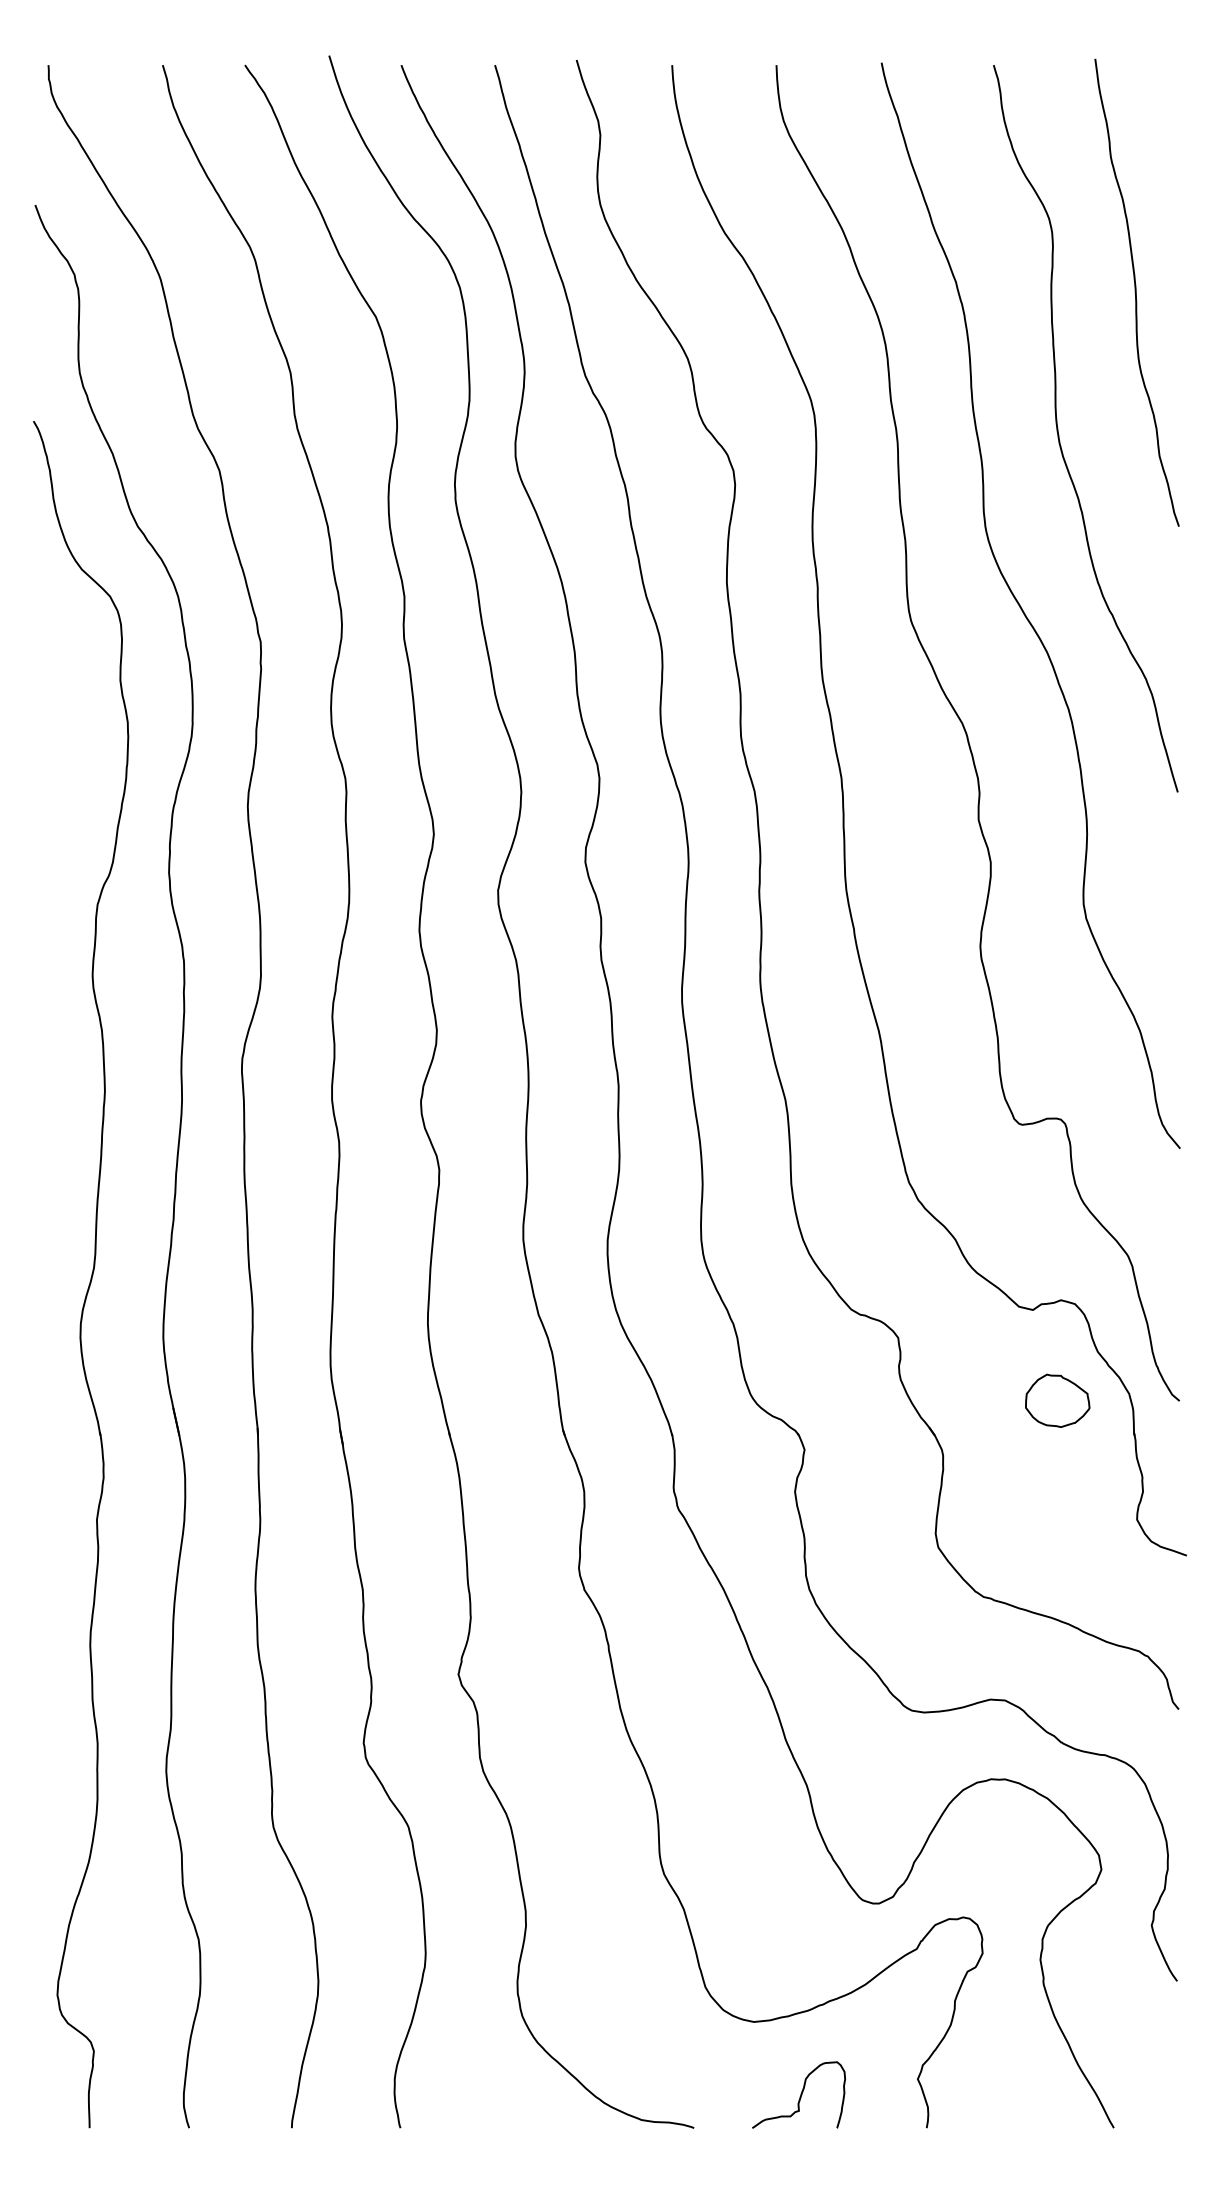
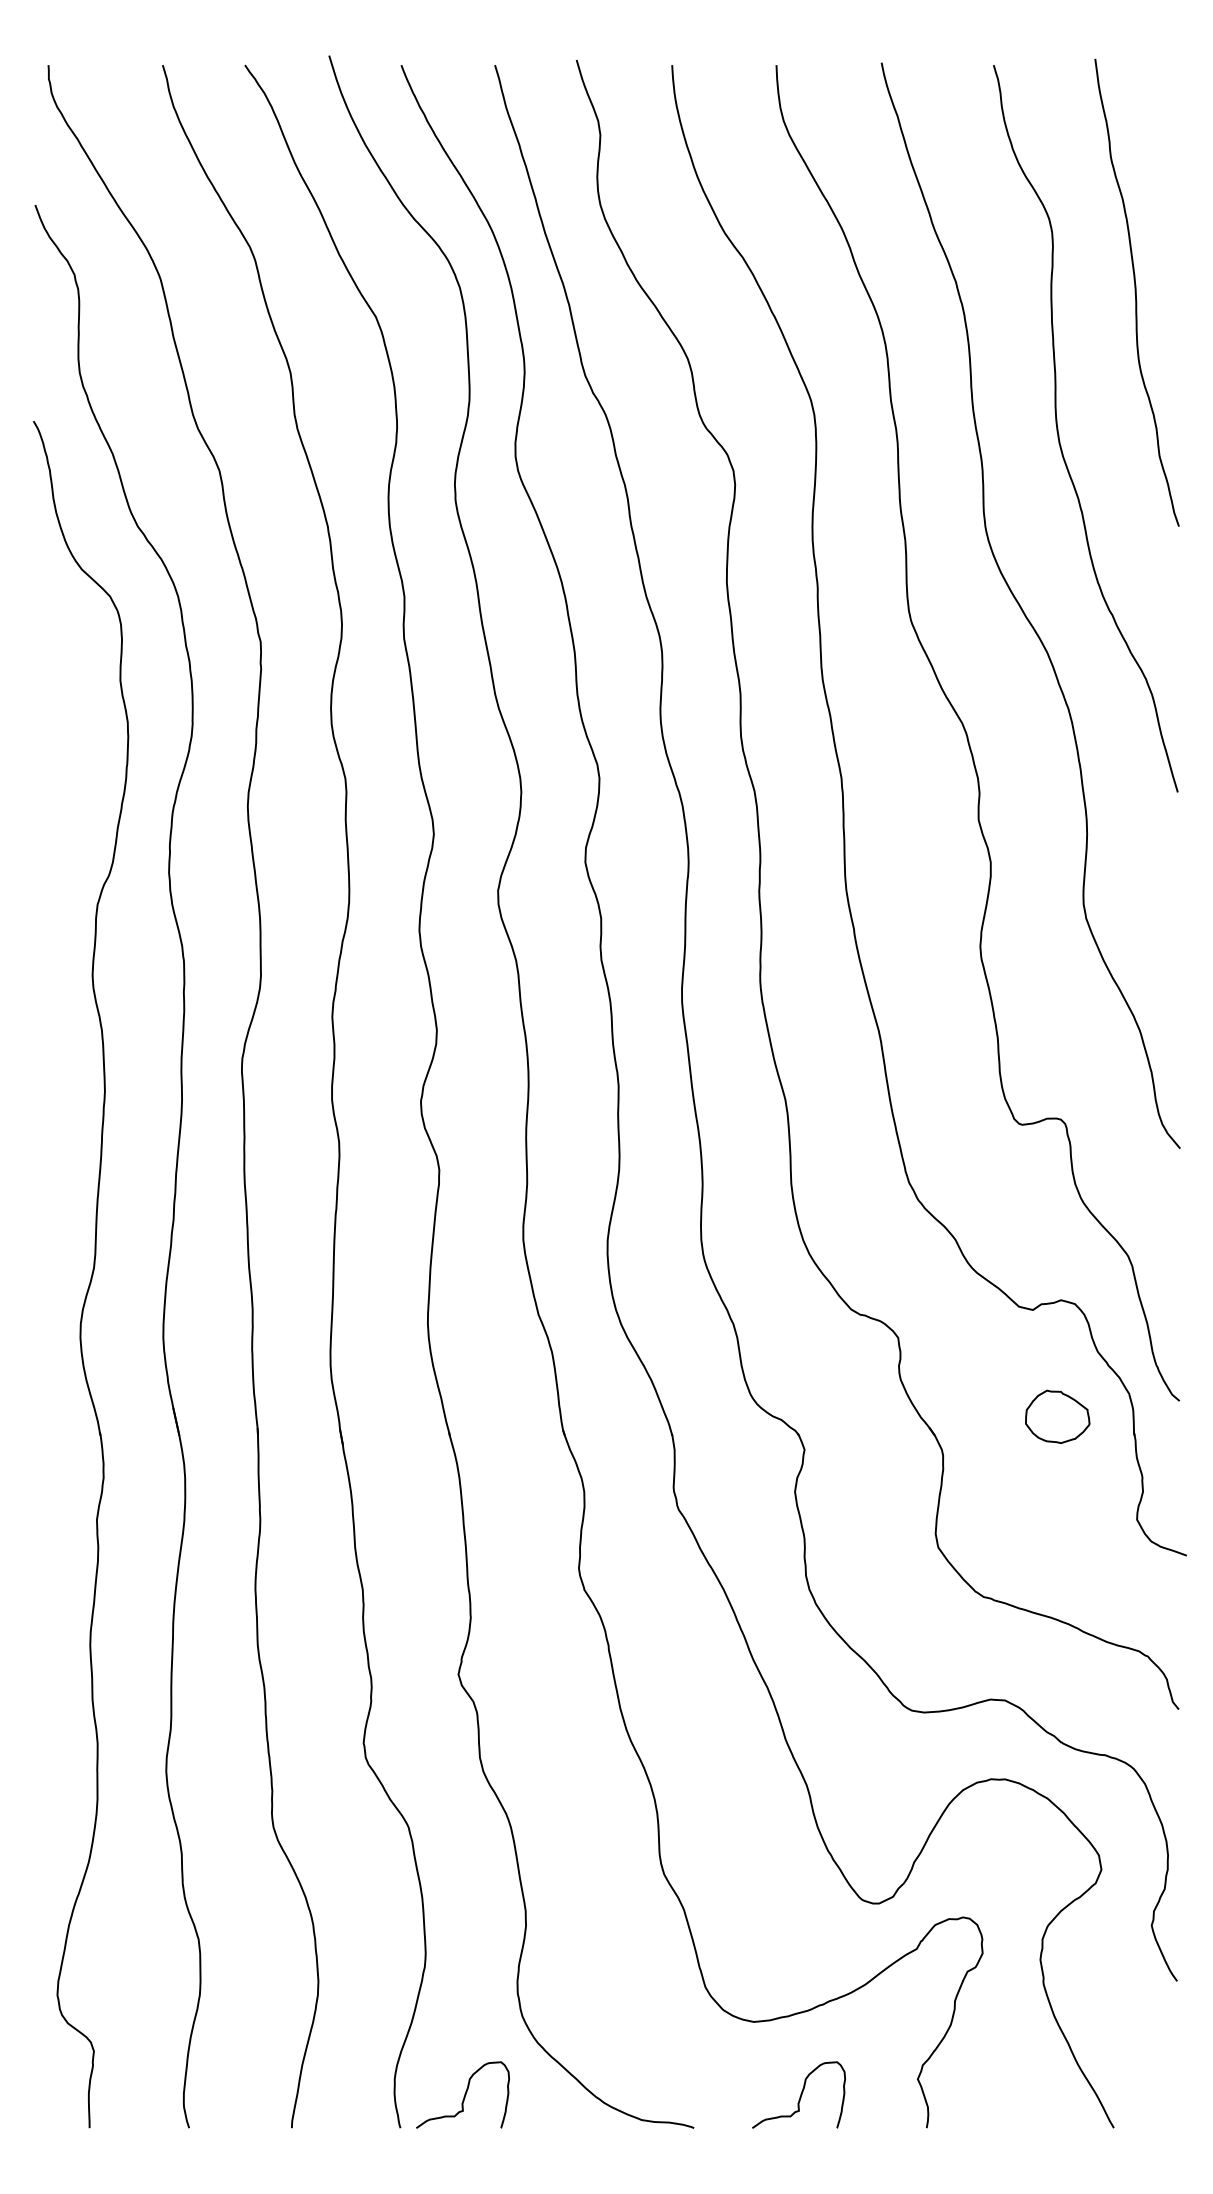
part position: (1057, 1400) -> (1057, 1416) (1057, 1416)
curve: none -> present (464, 2094)
